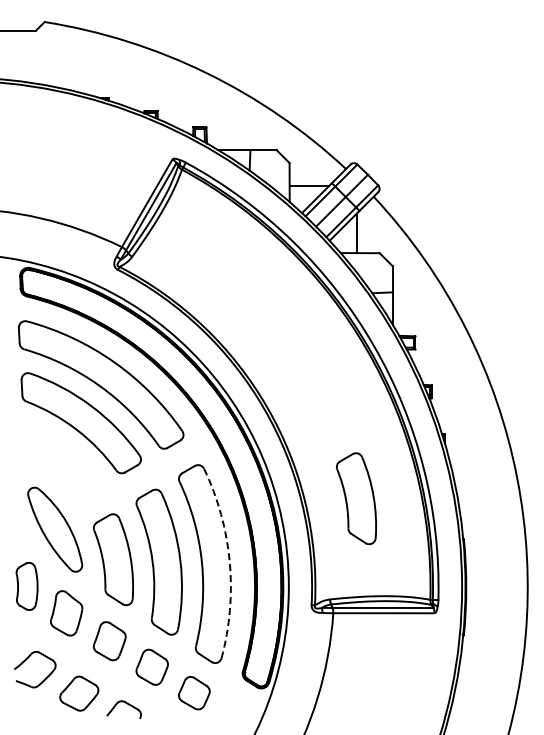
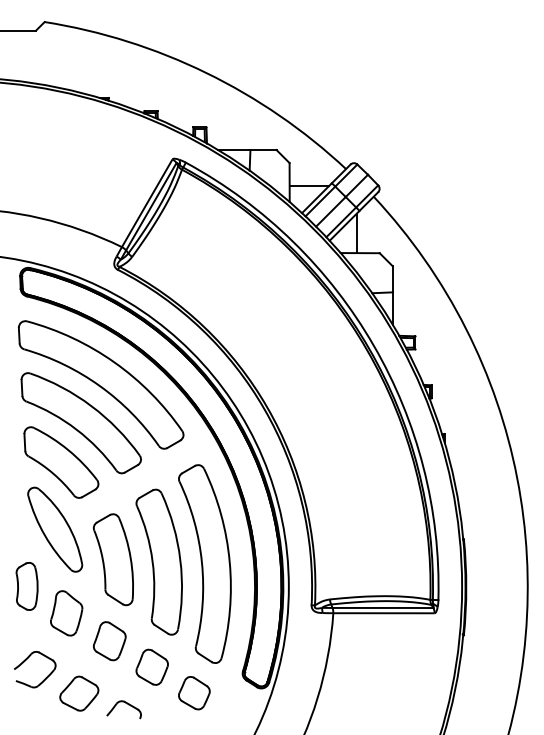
part: none -> present (61, 462)
part: present -> none (356, 498)
arc: dashed -> solid (229, 561)
